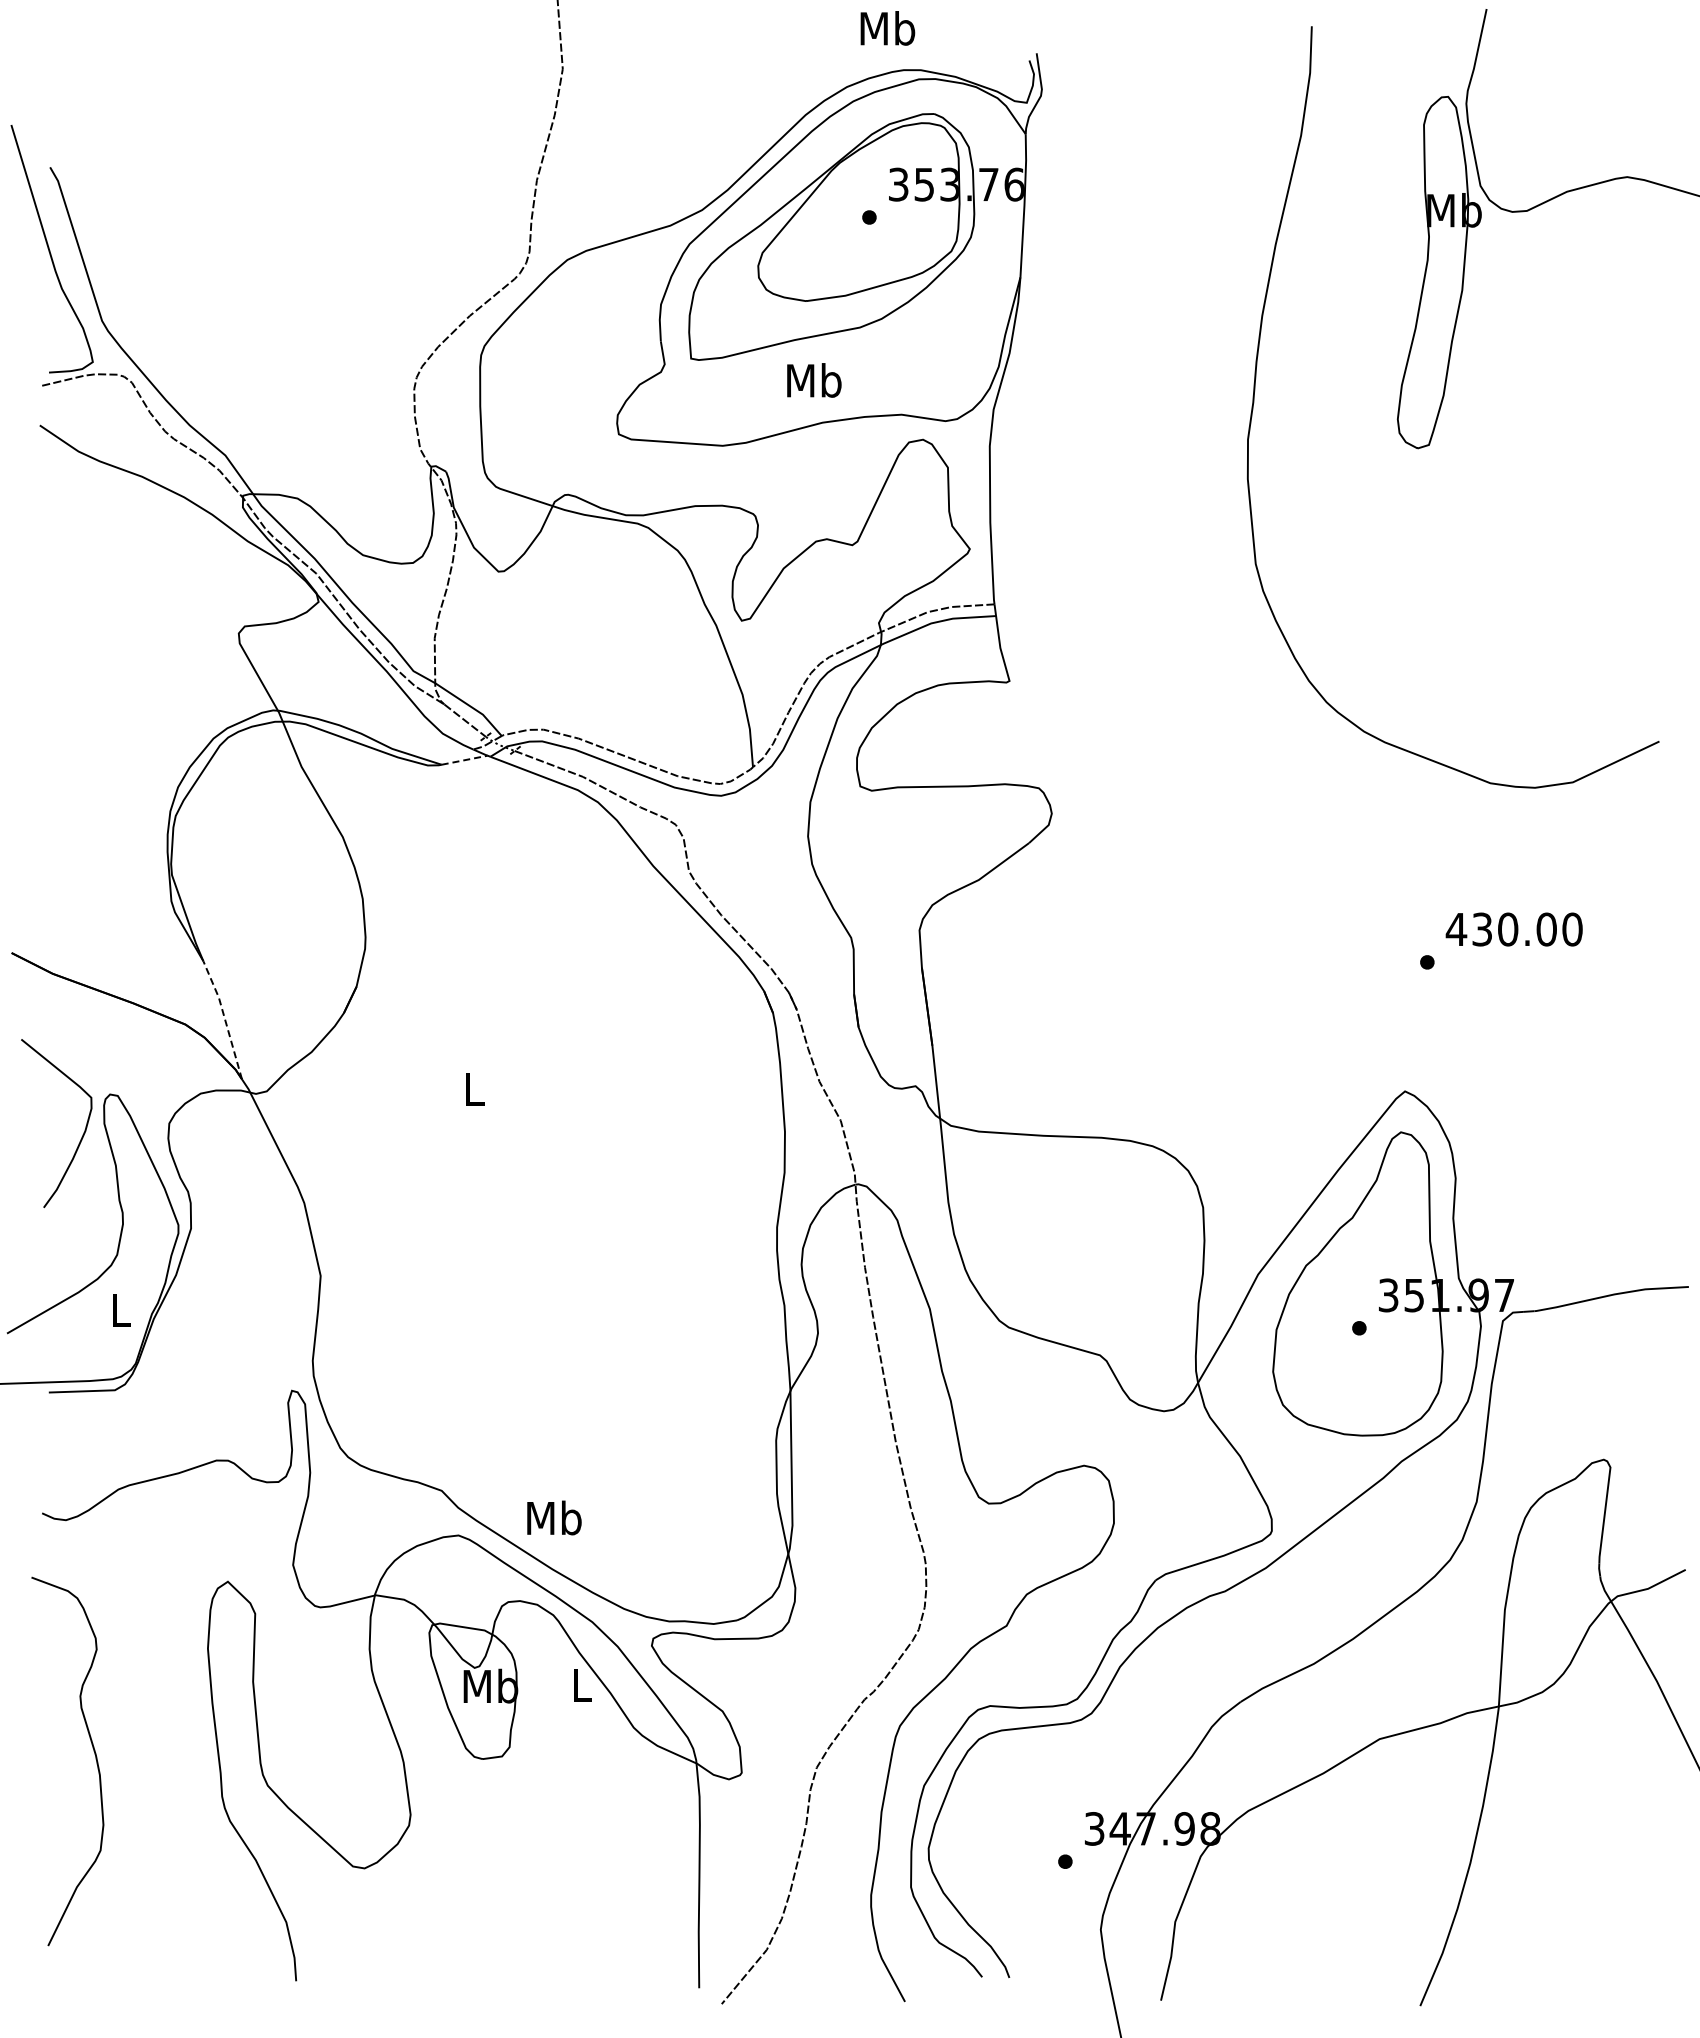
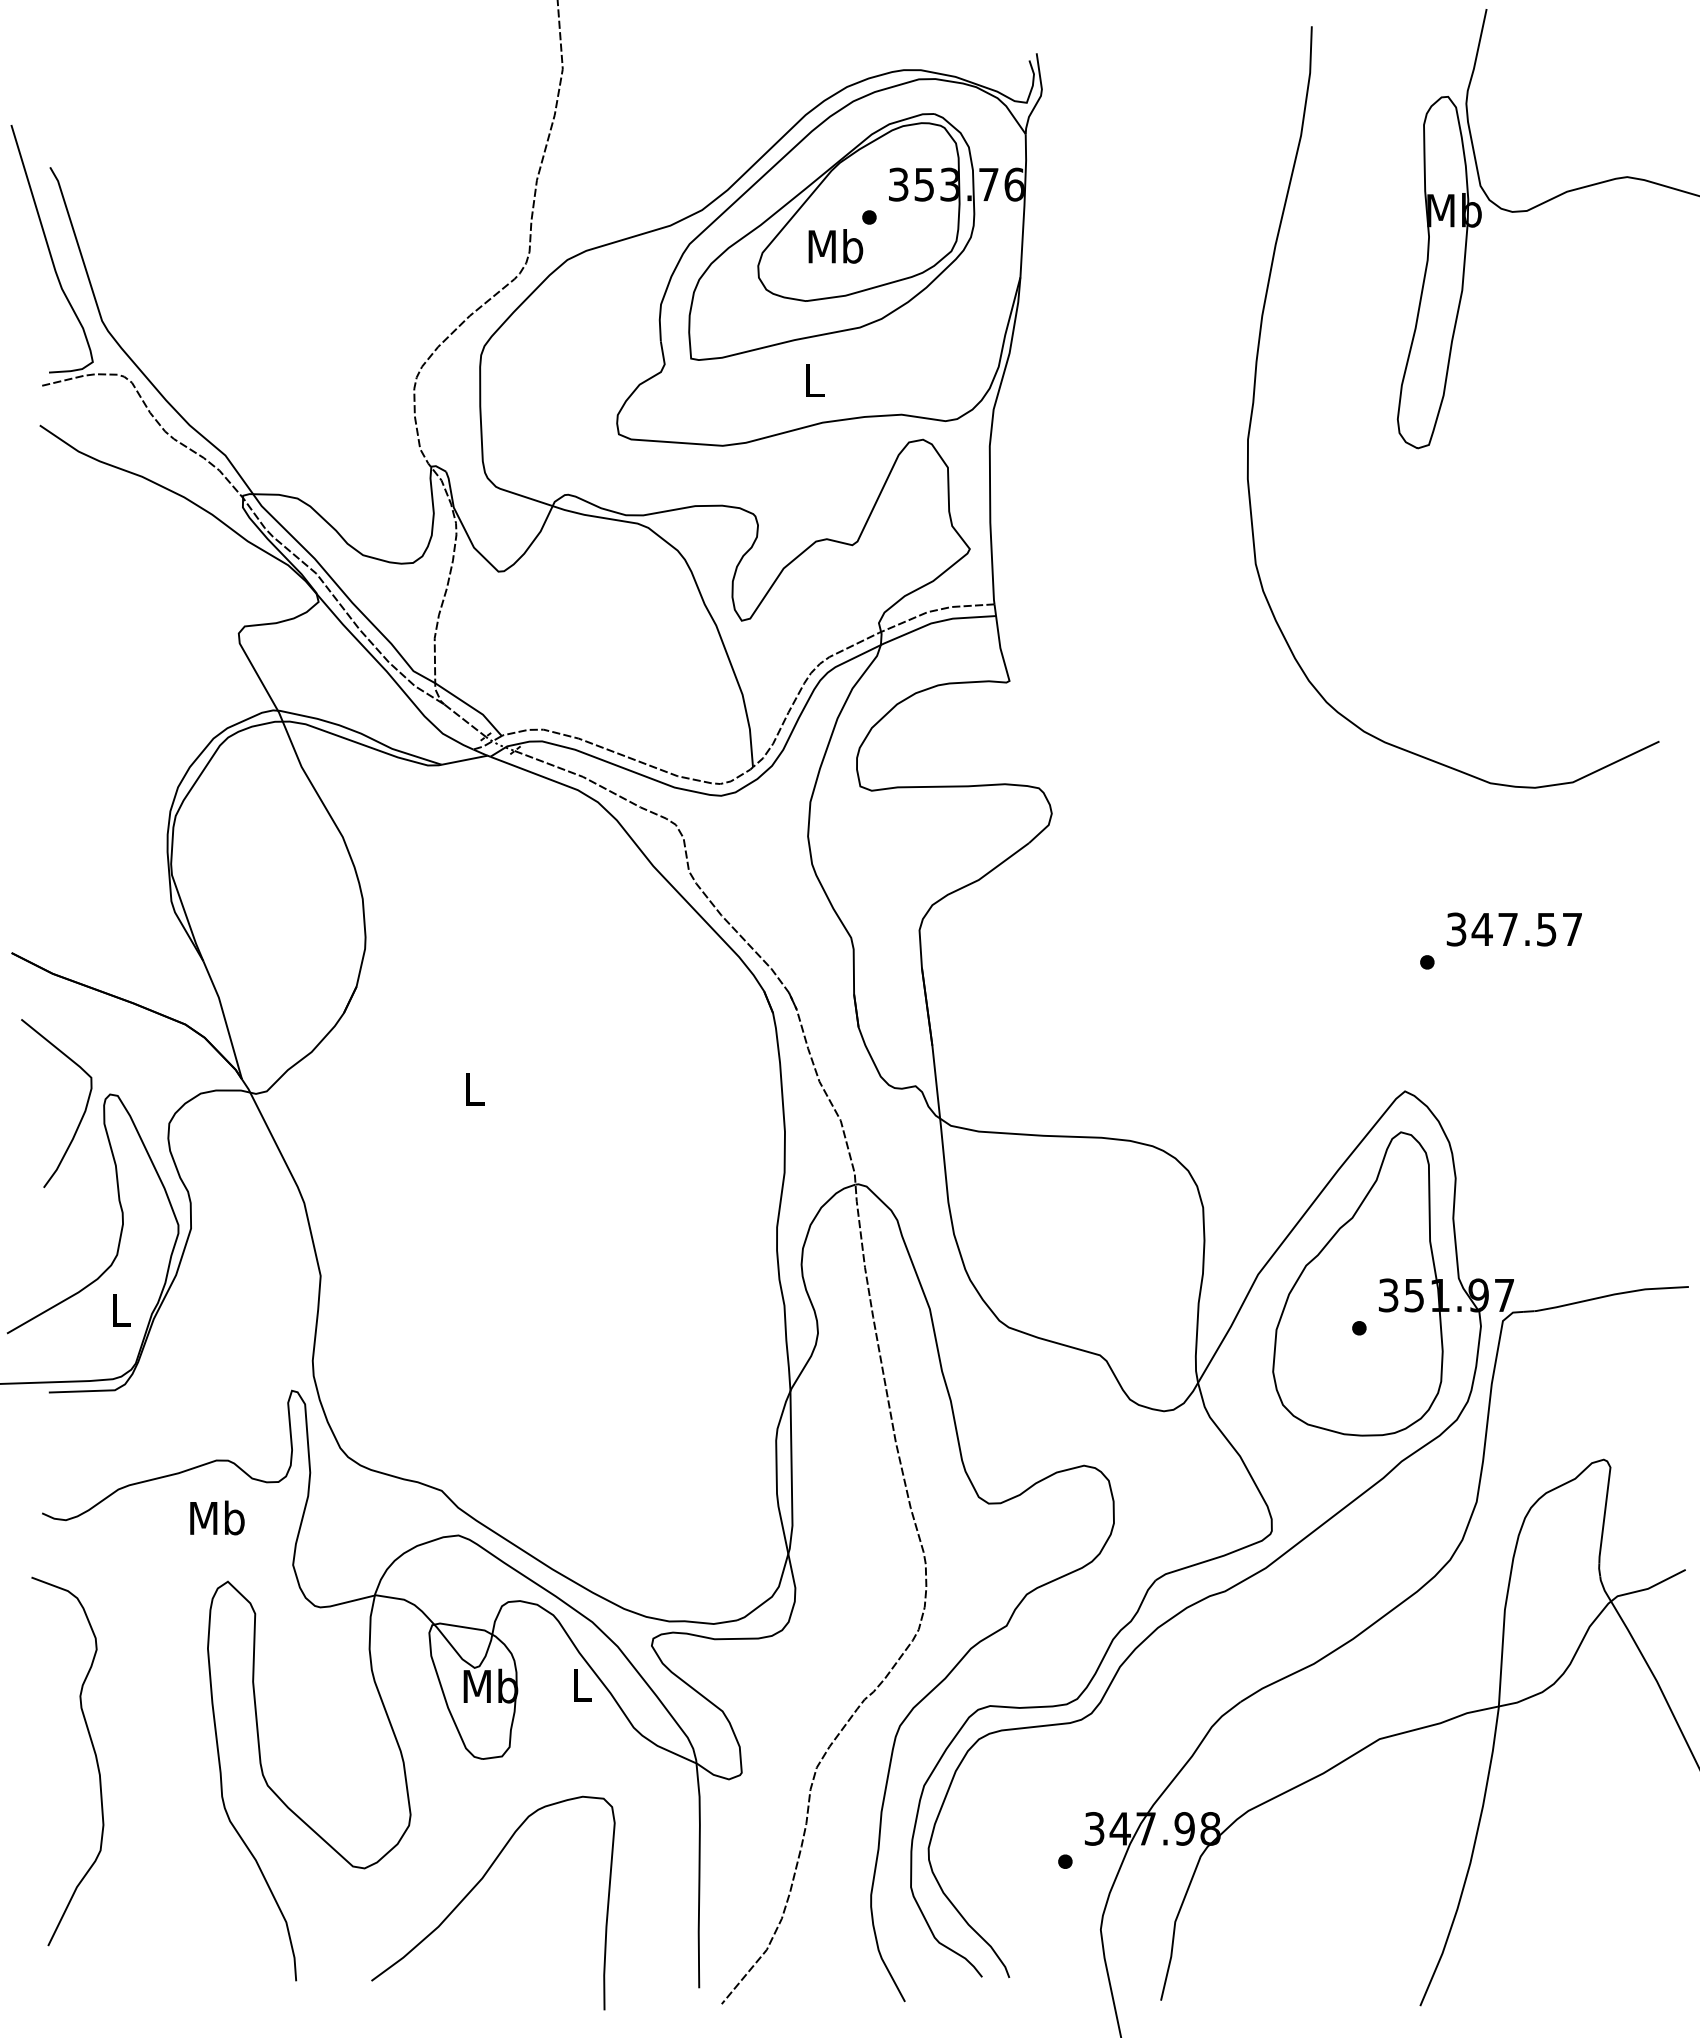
text position: (887, 28) -> (835, 246) (835, 246)
text: Mb -> L (814, 380)
line: dashed -> solid (465, 760)
text: 430.00 -> 347.57 (1513, 929)
line: dashed -> solid (224, 1018)
curve position: (82, 1134) -> (82, 1114) (82, 1114)
text position: (554, 1517) -> (217, 1517) (217, 1517)
curve: none -> present (477, 1885)
